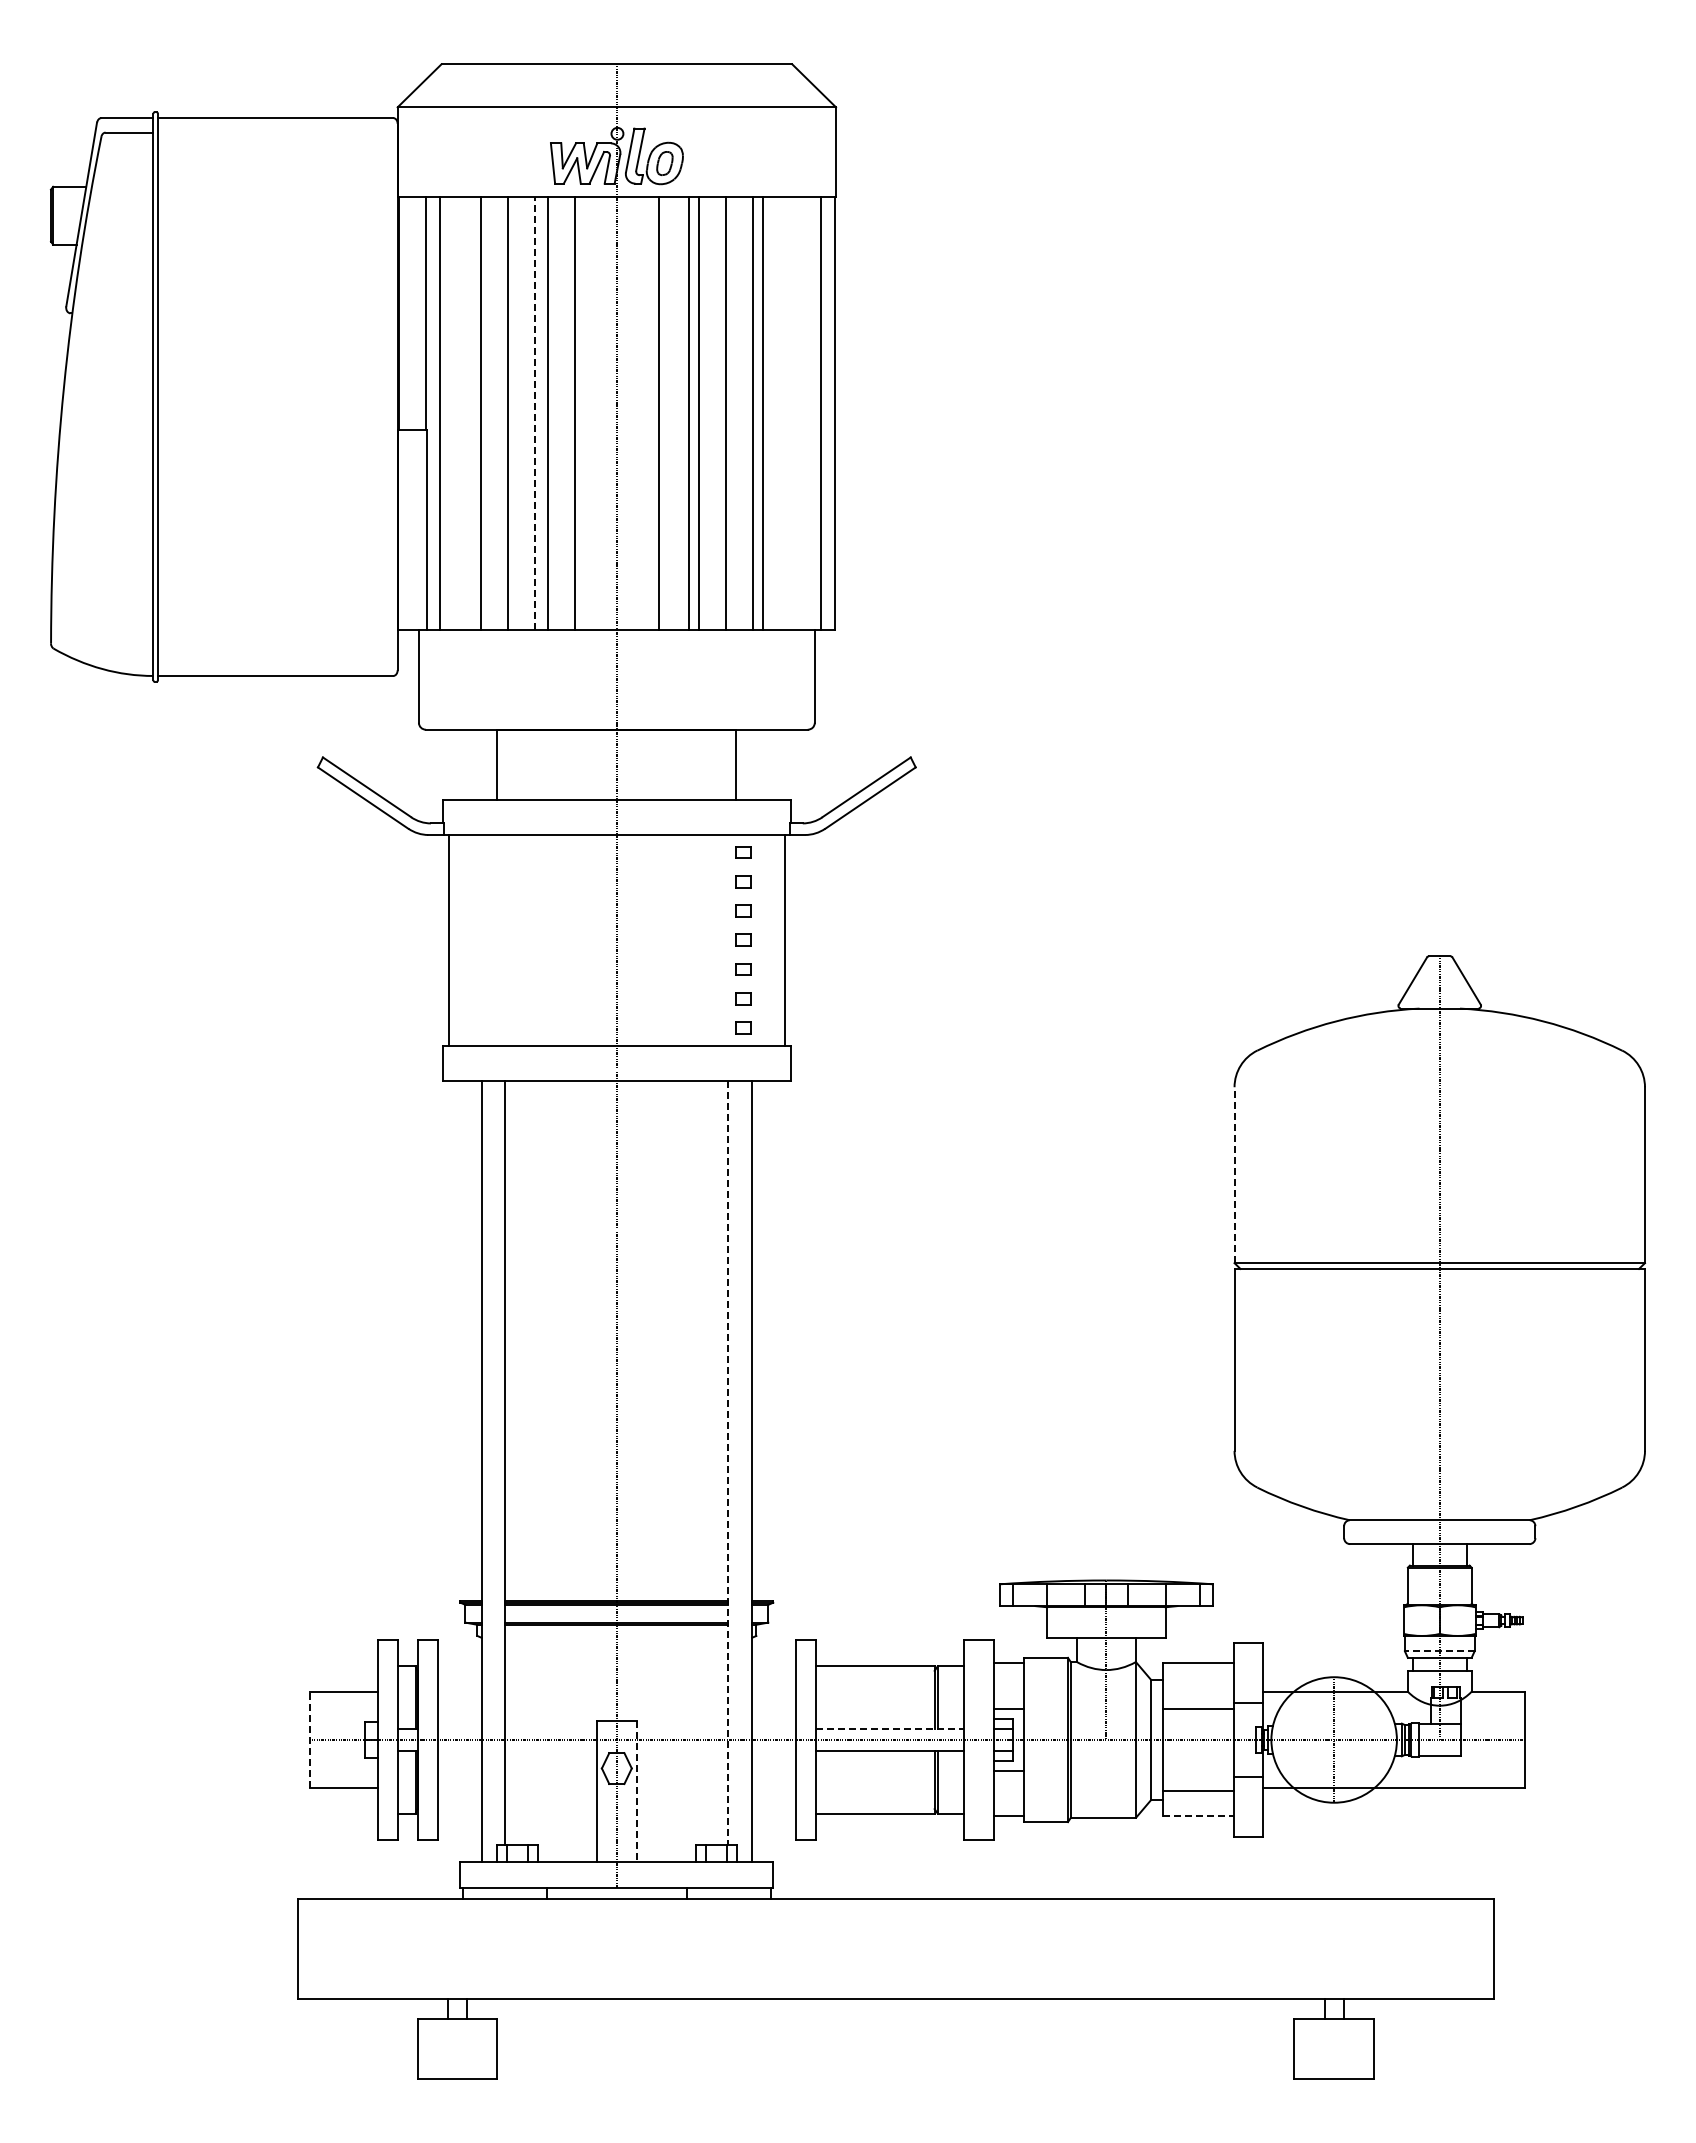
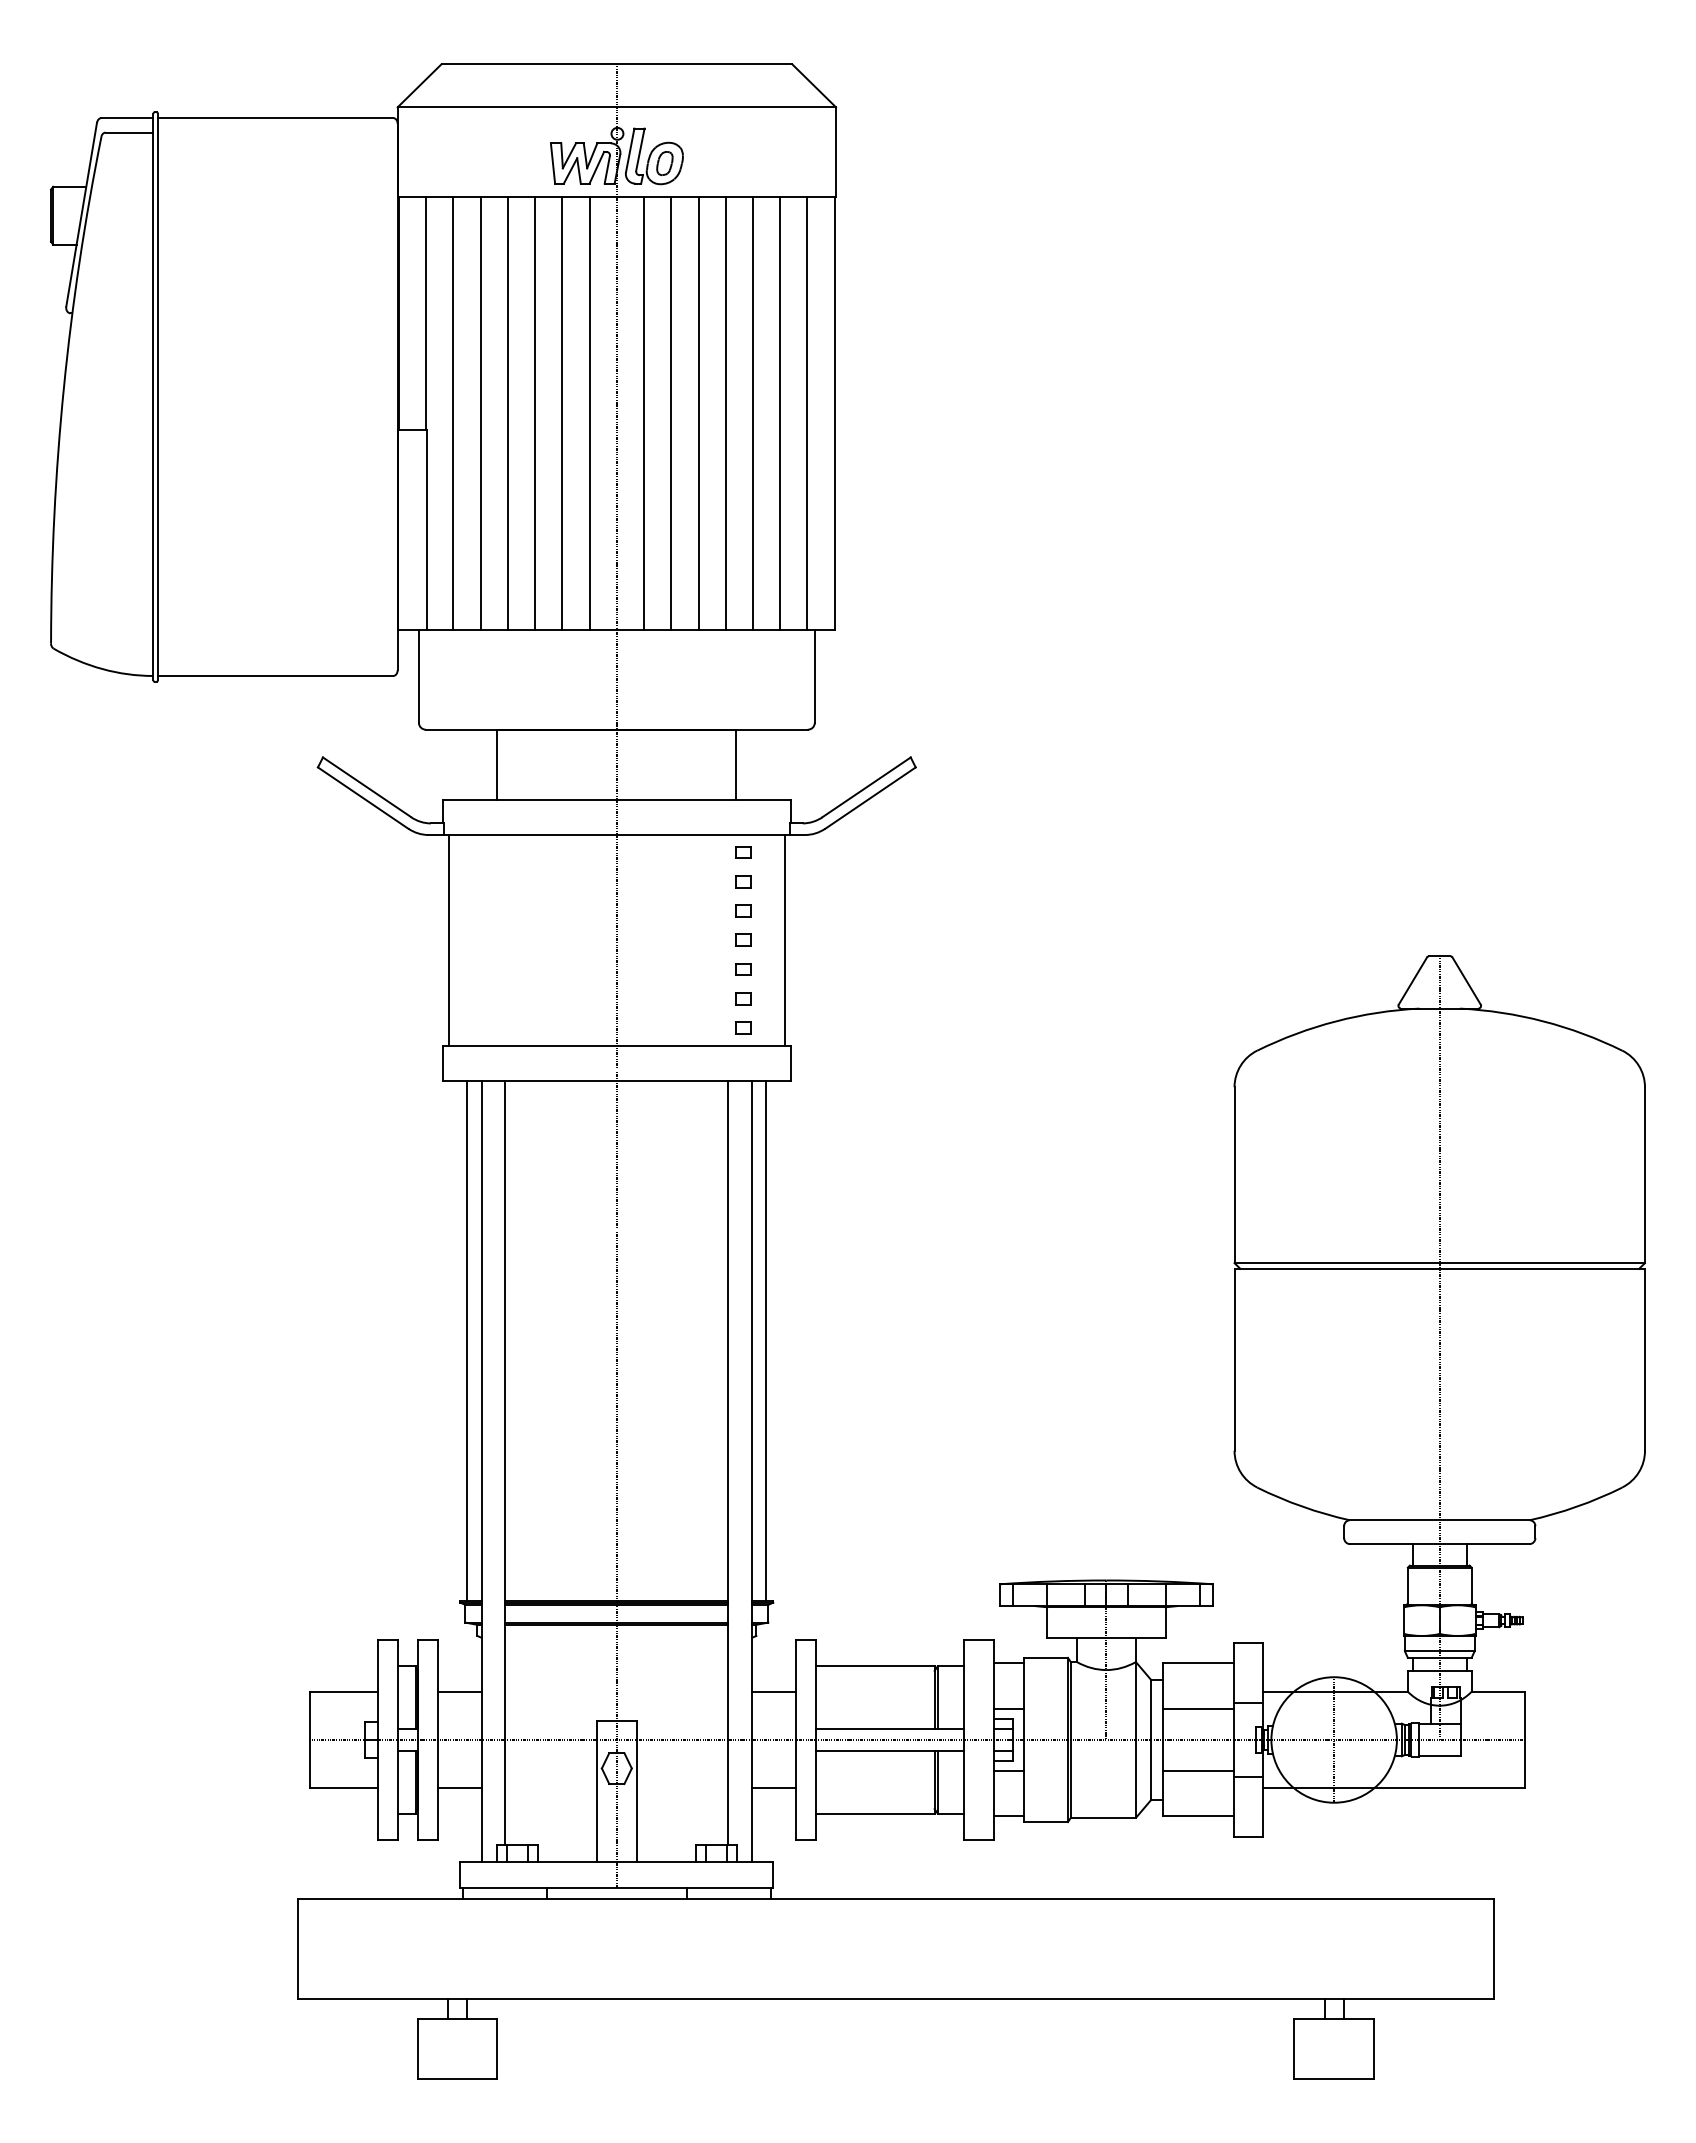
line position: (440, 413) -> (453, 413) (453, 413)
line: dashed -> solid (535, 413)
line position: (548, 413) -> (562, 413) (562, 413)
line position: (574, 413) -> (589, 413) (589, 413)
line position: (659, 413) -> (644, 413) (644, 413)
line position: (689, 413) -> (671, 413) (671, 413)
line position: (763, 413) -> (780, 413) (780, 413)
line position: (821, 413) -> (807, 413) (807, 413)
line: dashed -> solid (1234, 1175)
line: none -> present (467, 1340)
line: none -> present (766, 1340)
line: dashed -> solid (728, 1462)
line: dashed -> solid (1439, 1651)
line: none -> present (459, 1691)
line: none -> present (774, 1691)
line: dashed -> solid (890, 1728)
line: dashed -> solid (310, 1739)
line: none -> present (459, 1788)
line: none -> present (774, 1788)
line: dashed -> solid (636, 1791)
line position: (1197, 1791) -> (1197, 1771) (1197, 1771)
line: dashed -> solid (1198, 1816)
